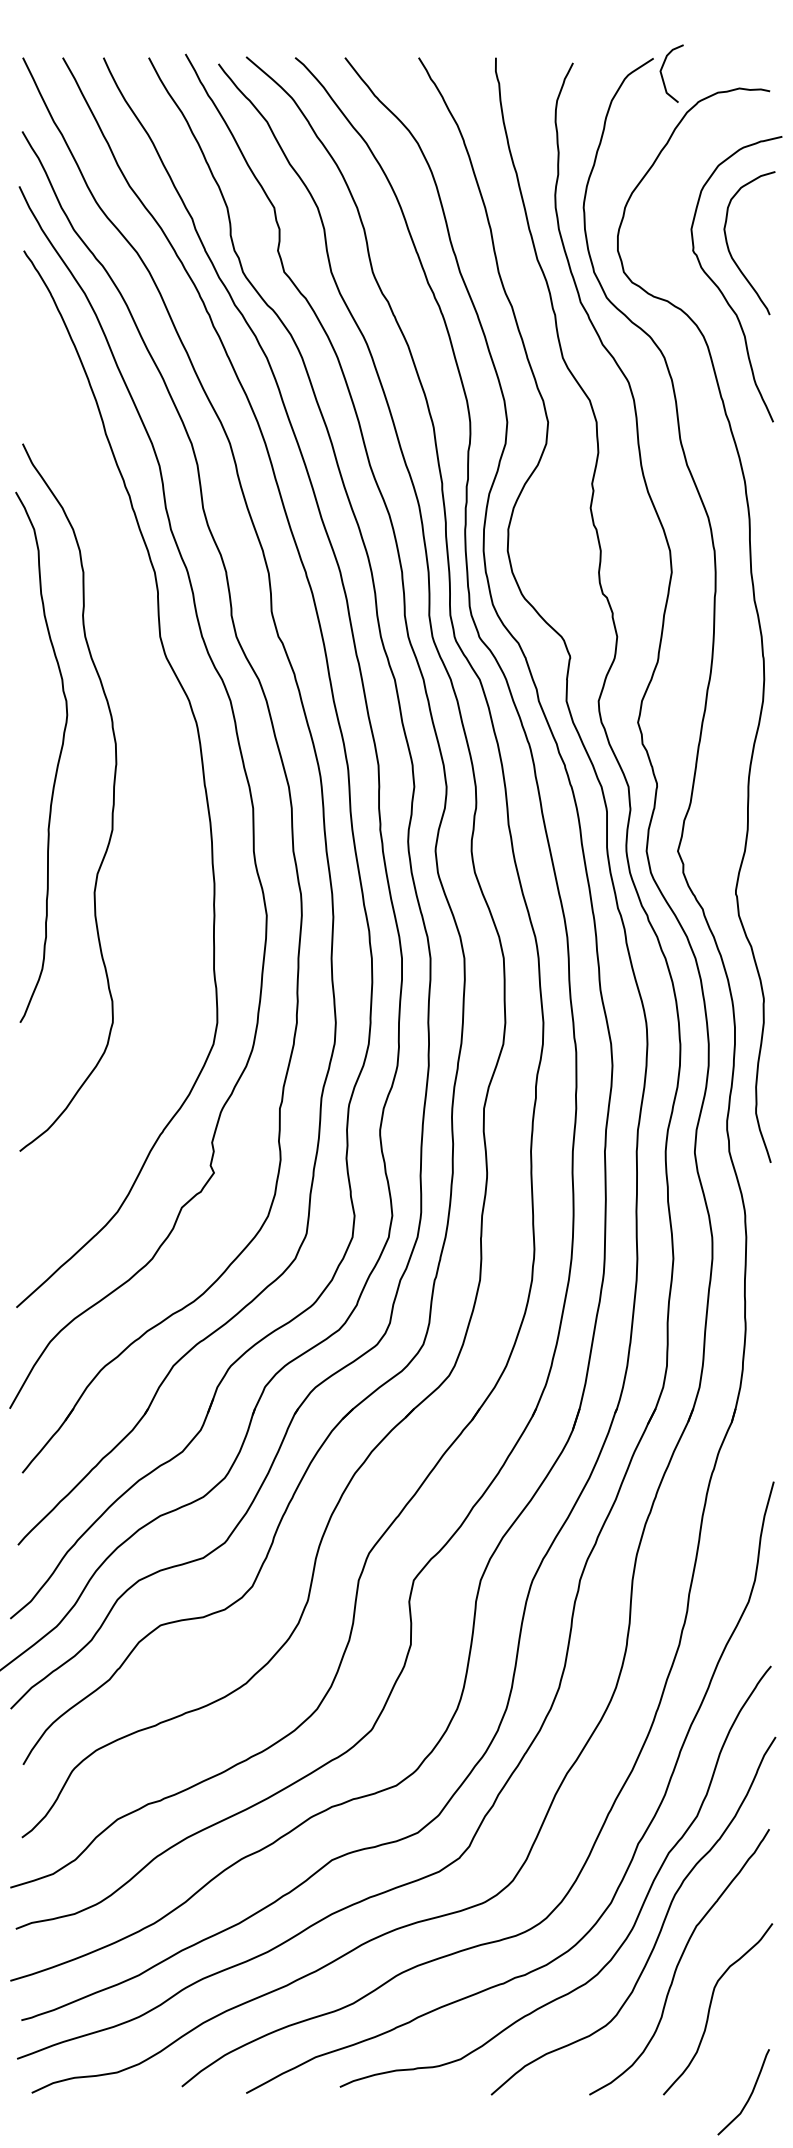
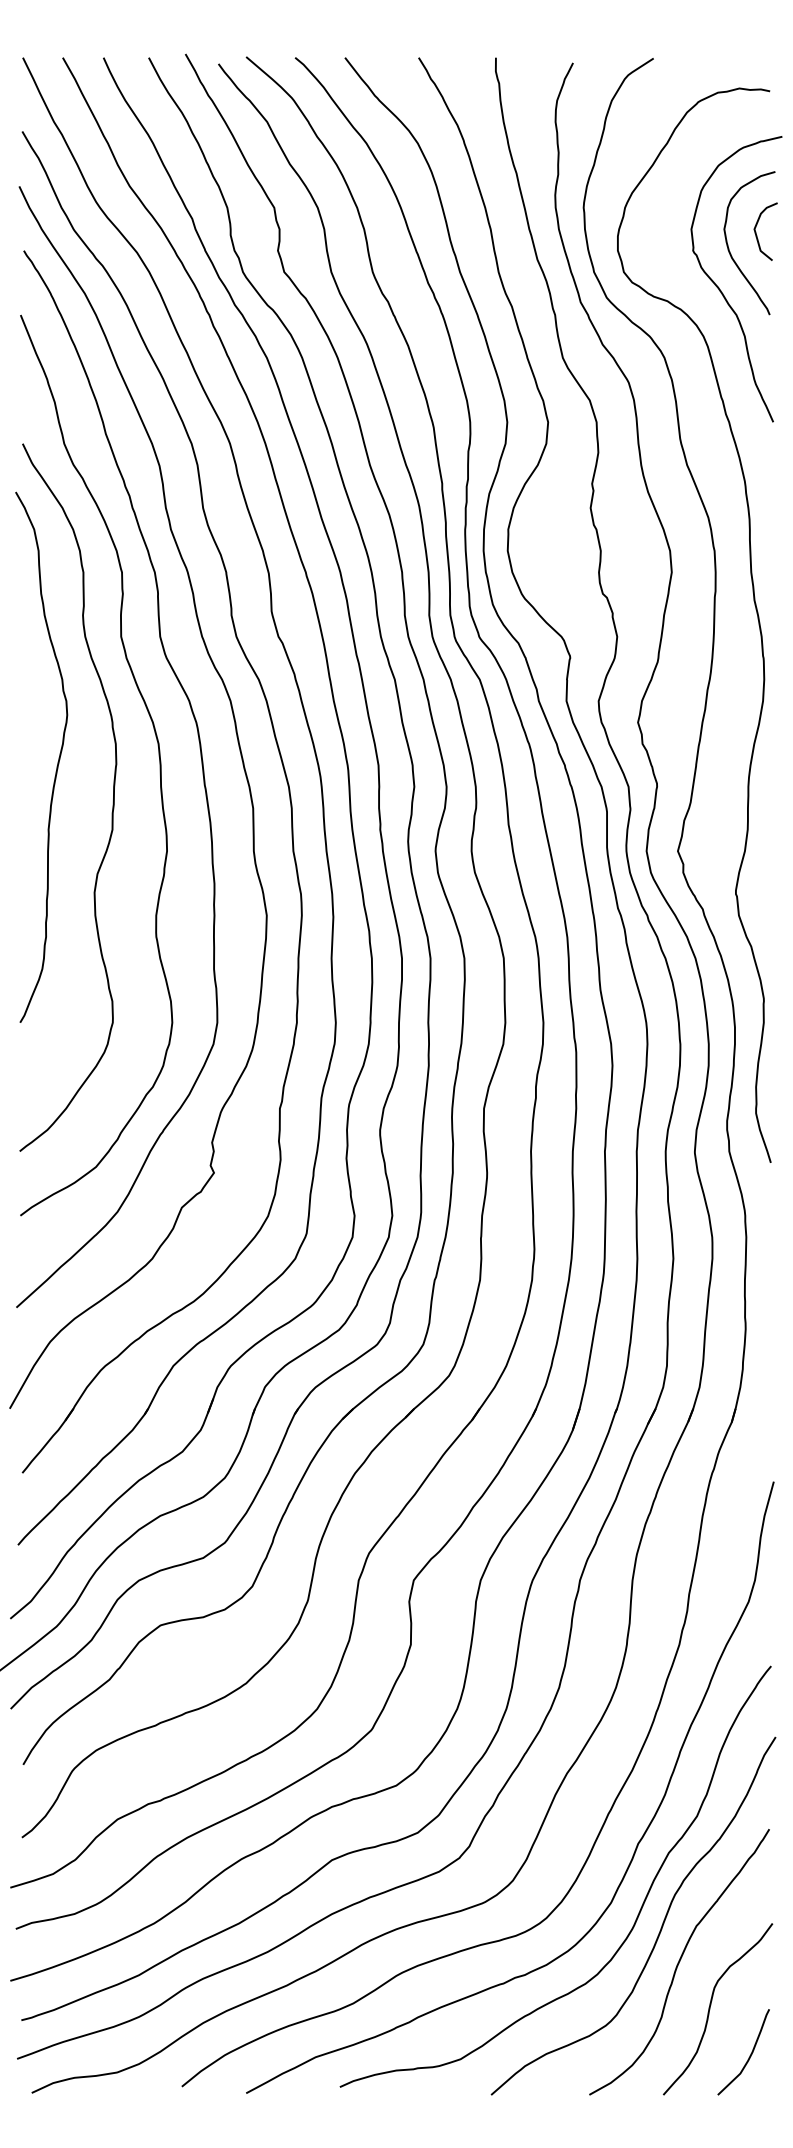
curve position: (663, 77) -> (757, 235) (757, 235)
curve: none -> present (158, 756)
curve position: (749, 2095) -> (749, 2055) (749, 2055)
